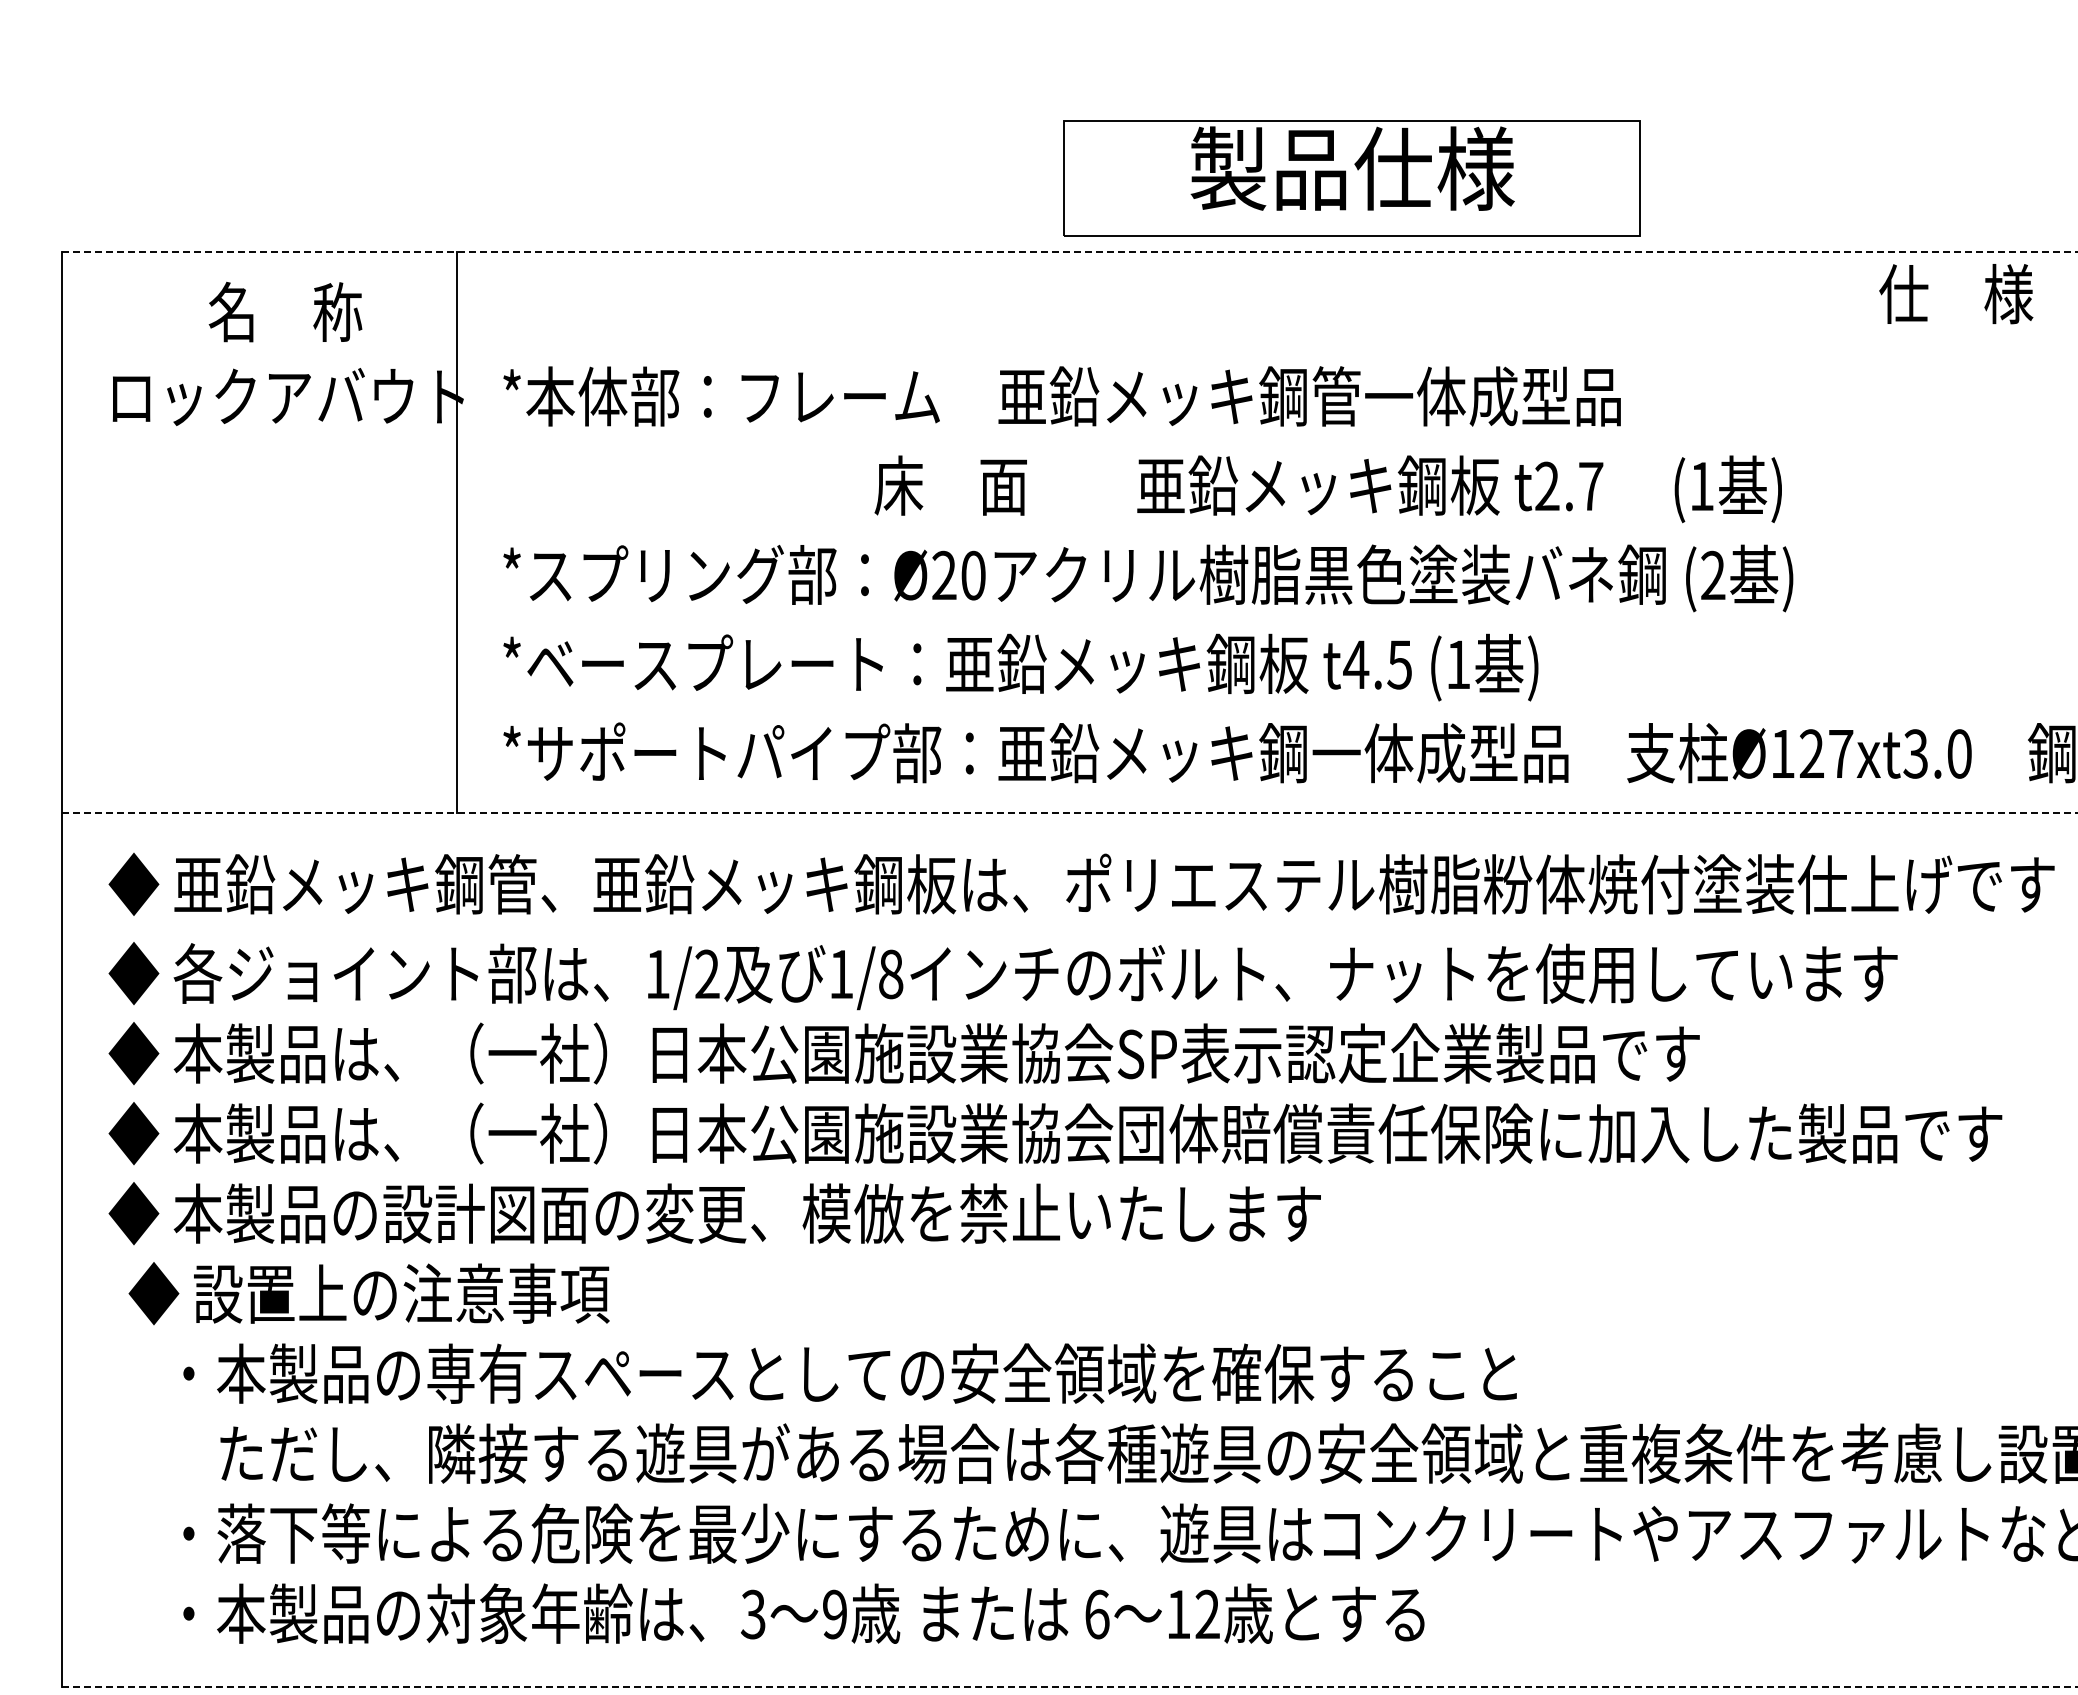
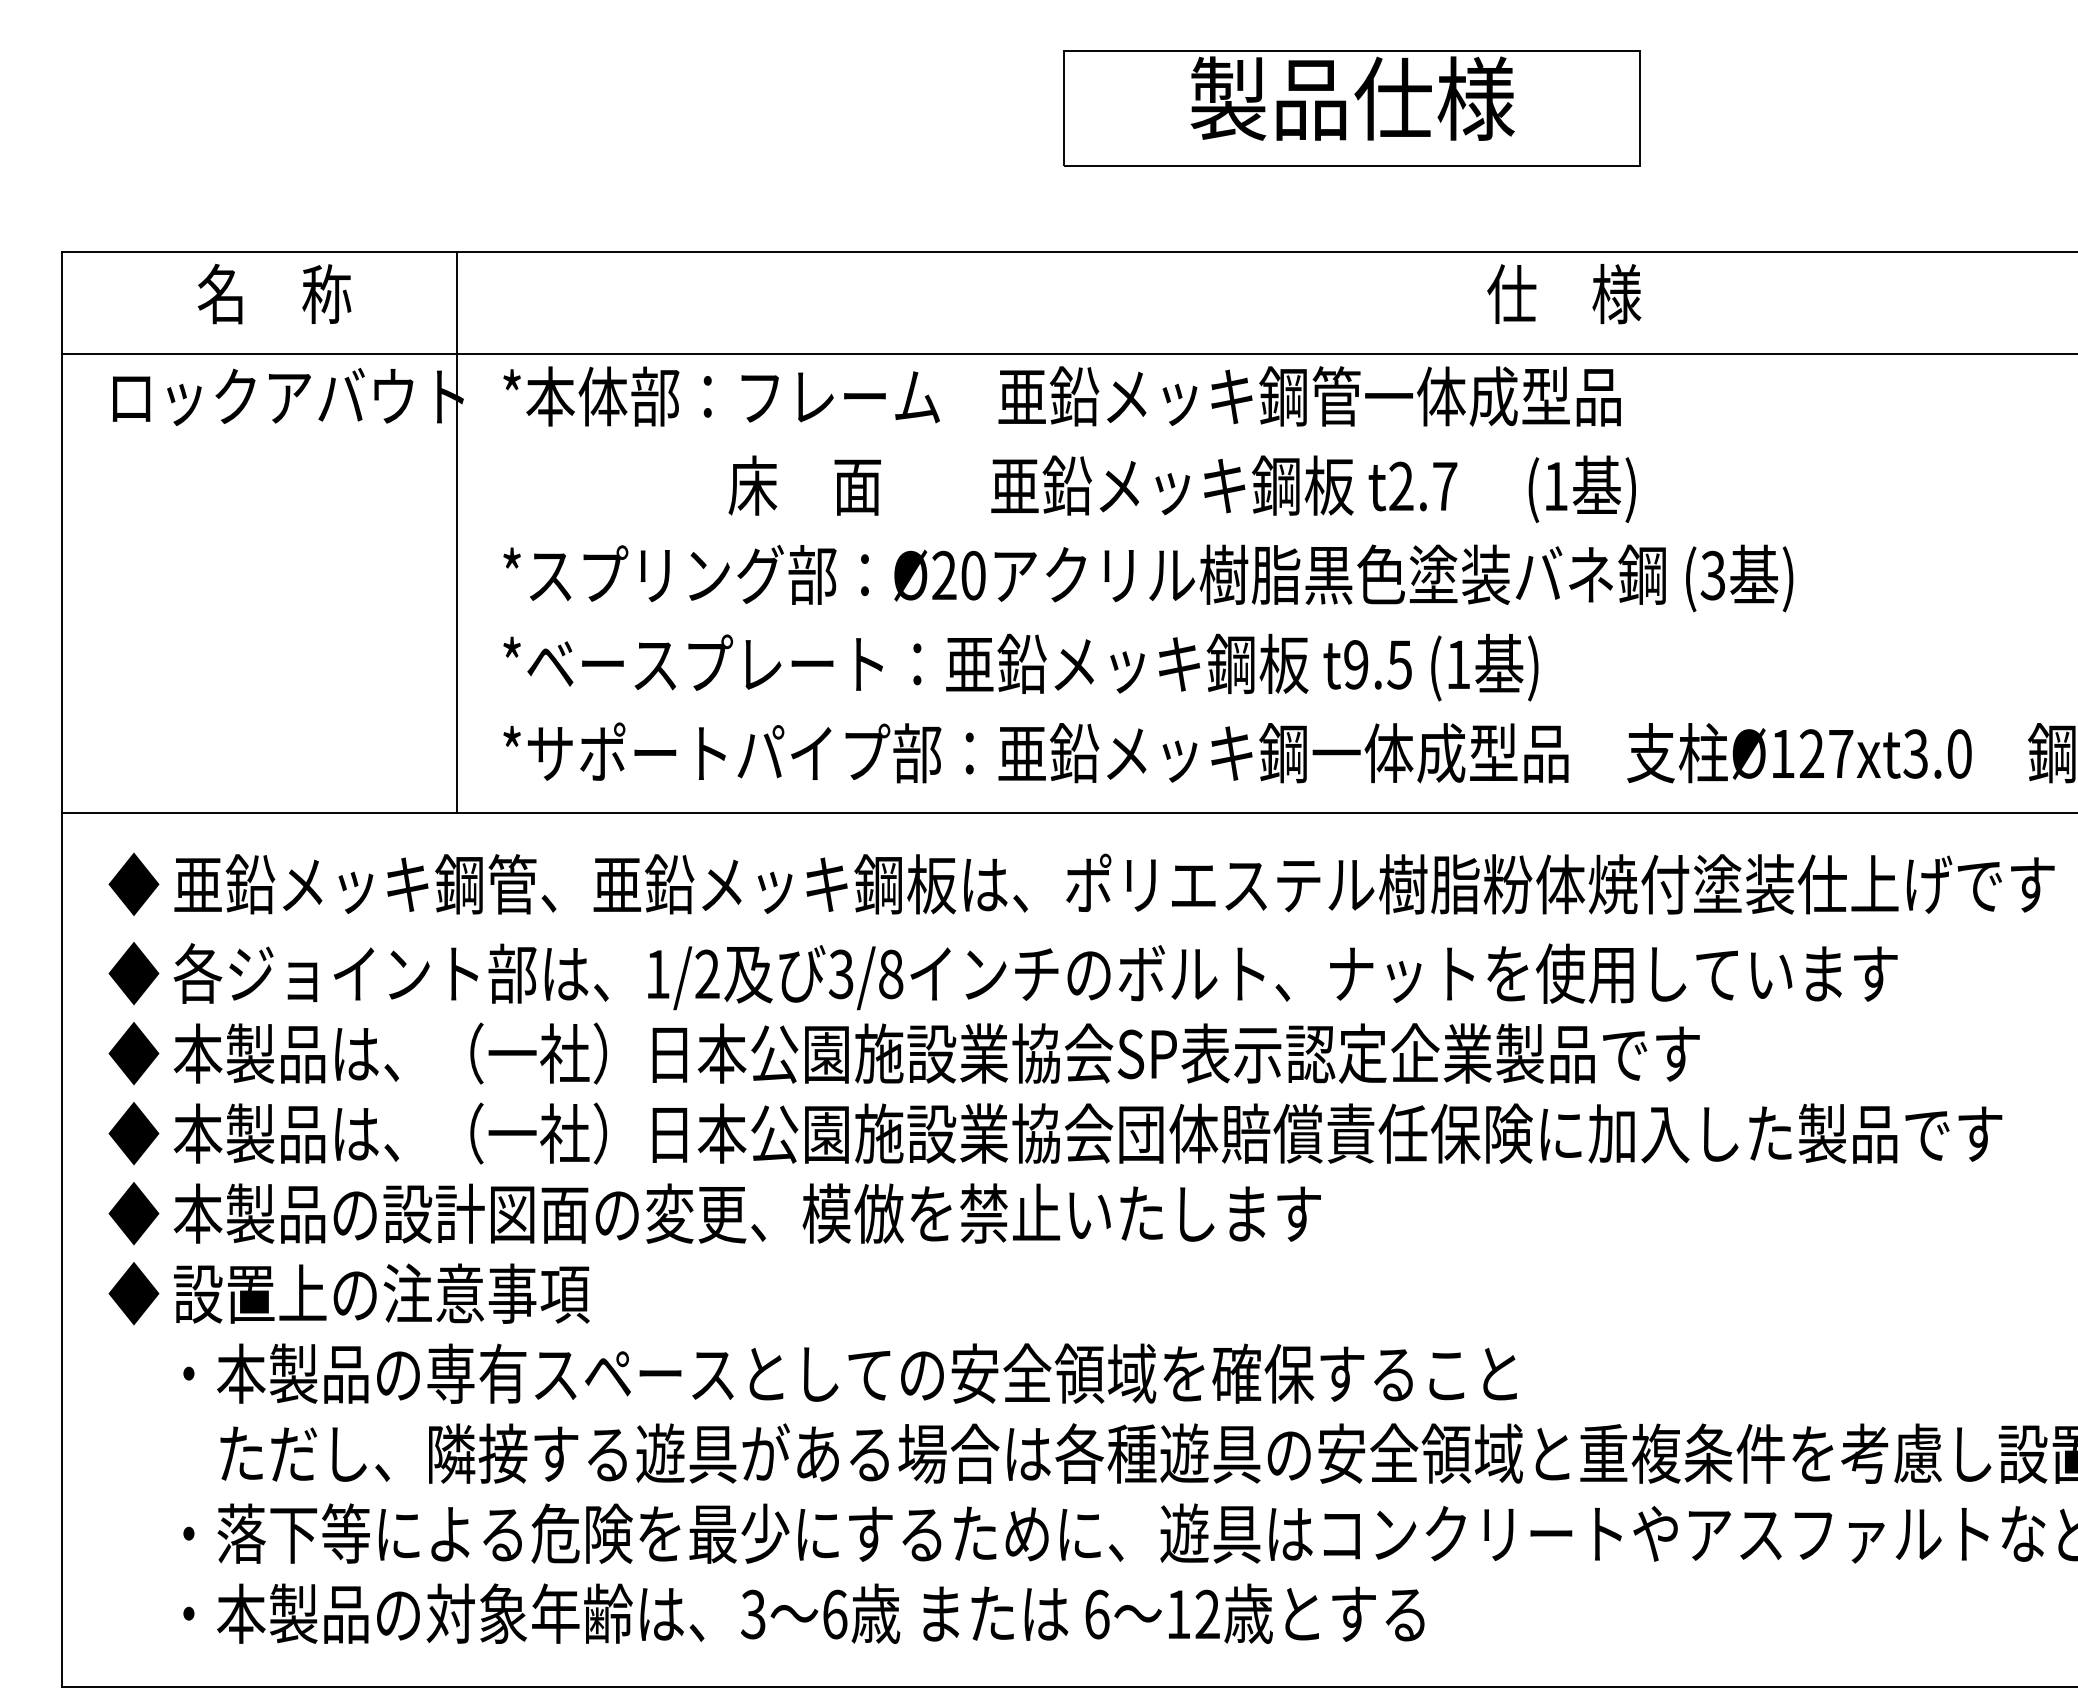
part position: (1351, 178) -> (1351, 108) (1351, 108)
line: dashed -> solid (1070, 251)
text position: (1956, 294) -> (1564, 294) (1564, 294)
text position: (285, 311) -> (274, 293) (274, 293)
line: none -> present (1068, 354)
text position: (1327, 489) -> (1181, 489) (1181, 489)
text: (2 -> (3 (1712, 575)
text: t4.5 -> t9.5 (1356, 664)
line: dashed -> solid (1070, 813)
text: 1/8 -> 3/8 (840, 974)
text position: (368, 1293) -> (348, 1293) (348, 1293)
text: 9 -> 6 (835, 1614)
line: dashed -> solid (1070, 1686)
